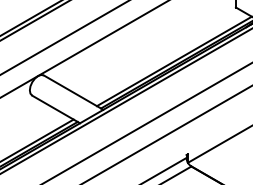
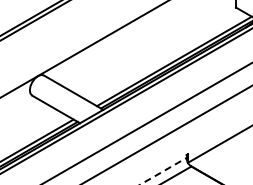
line: present -> none (63, 37)
line: solid -> dashed (163, 171)
